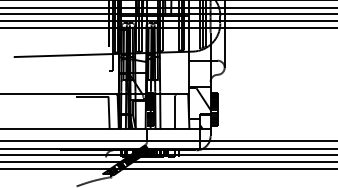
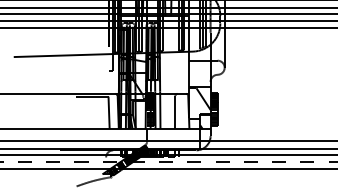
line: solid -> dashed (169, 161)
